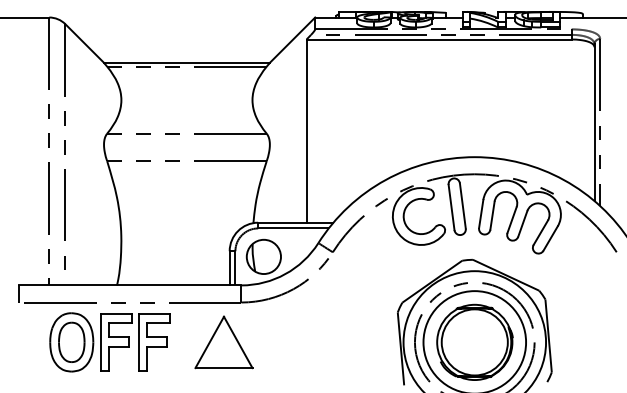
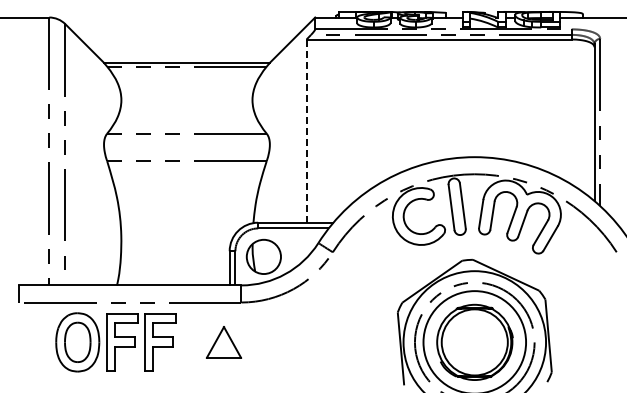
line: solid -> dashed (306, 131)
part position: (109, 342) -> (115, 342) (115, 342)
part size: 60x55 px -> 37x33 px (224, 342)
